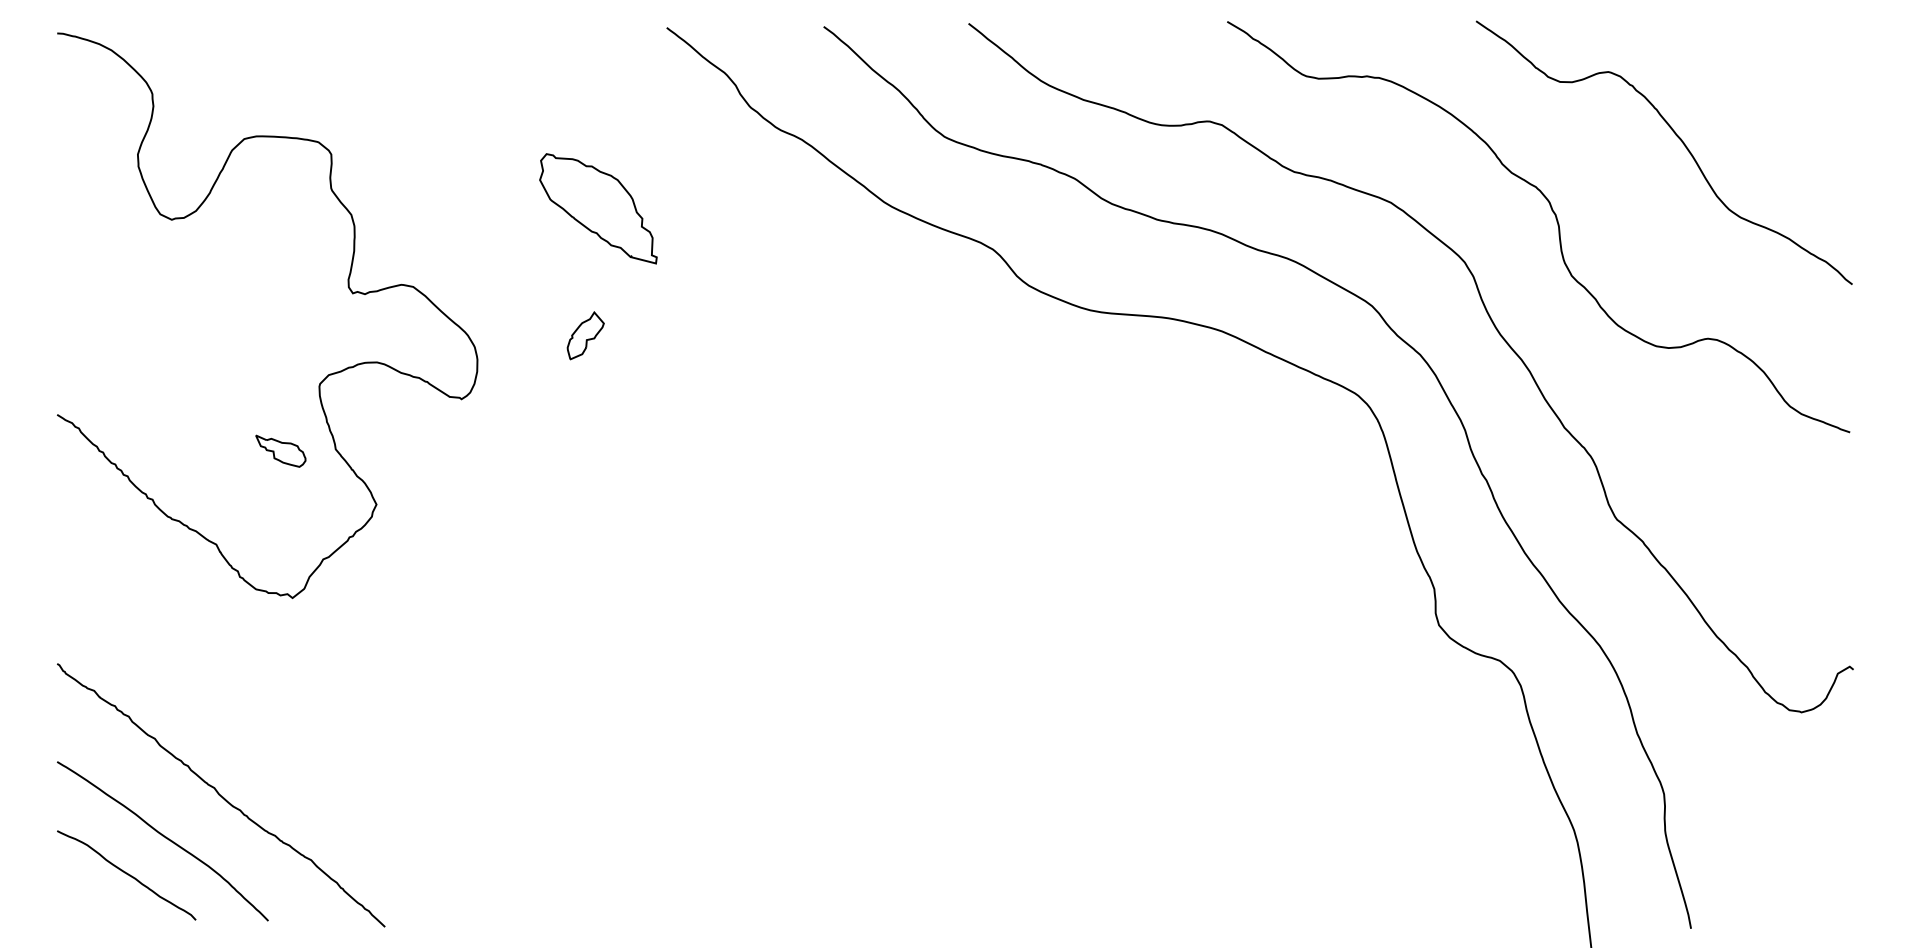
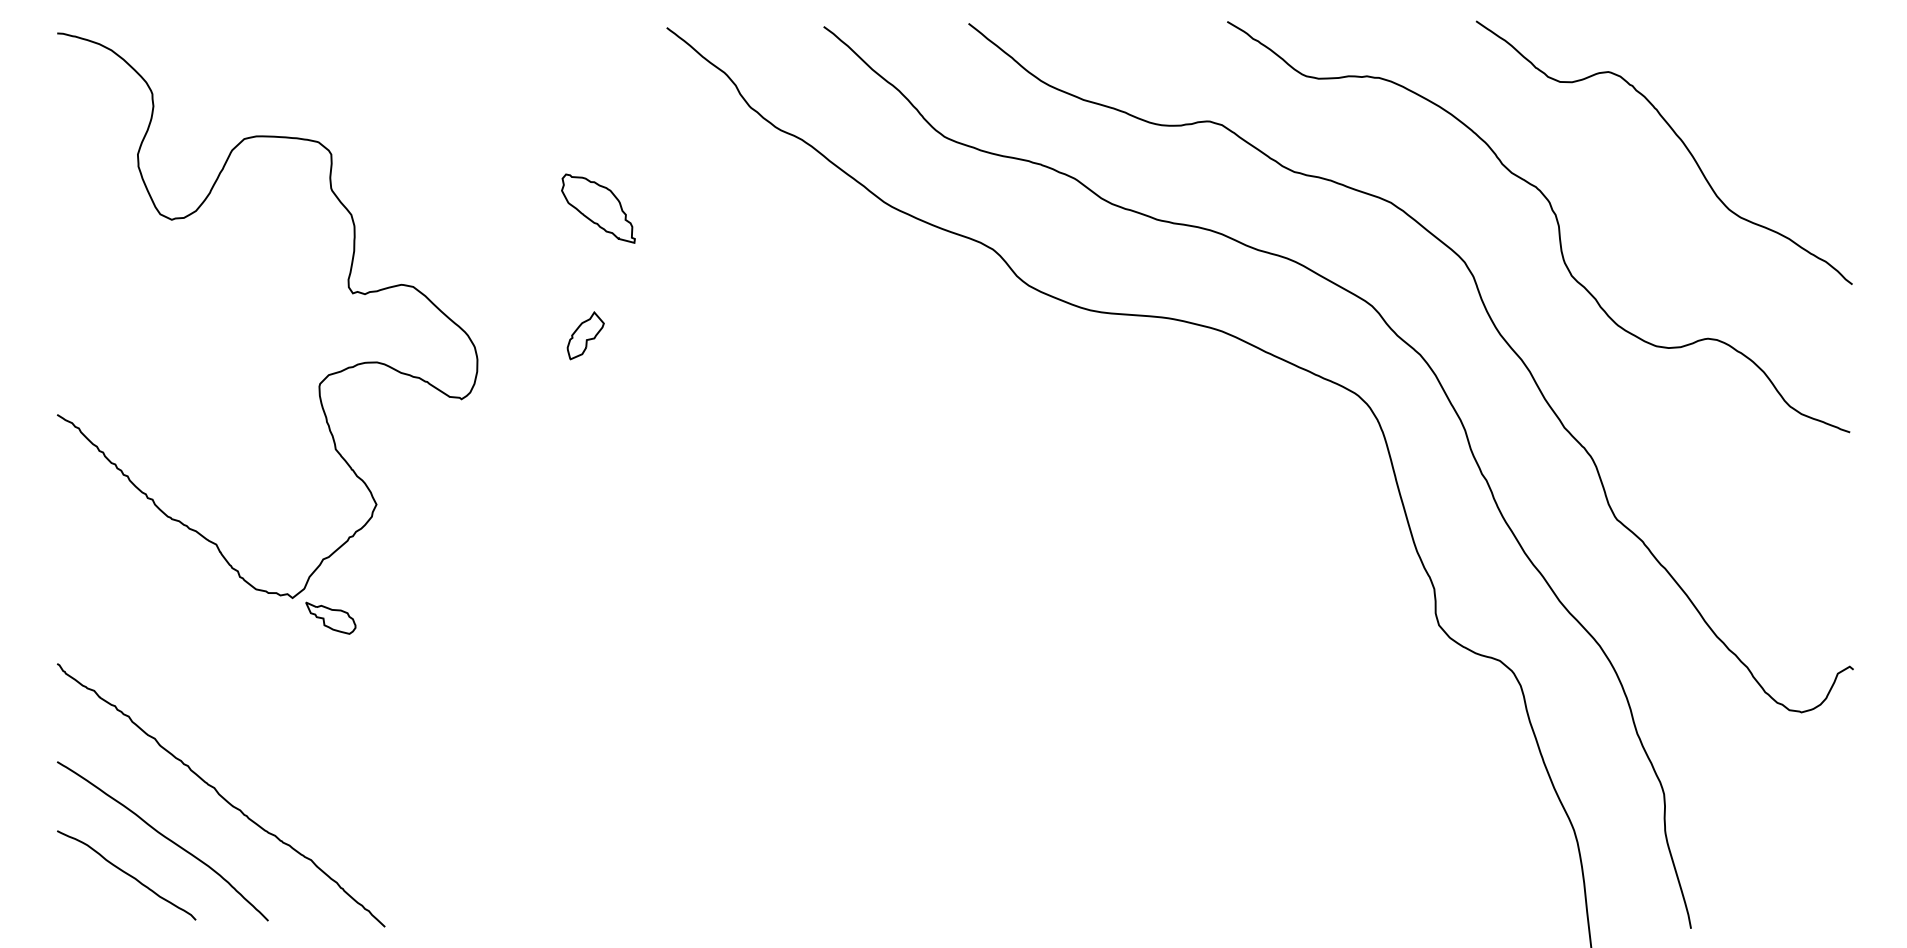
part size: 119x112 px -> 75x71 px (598, 208)
part position: (280, 450) -> (330, 617) (330, 617)
